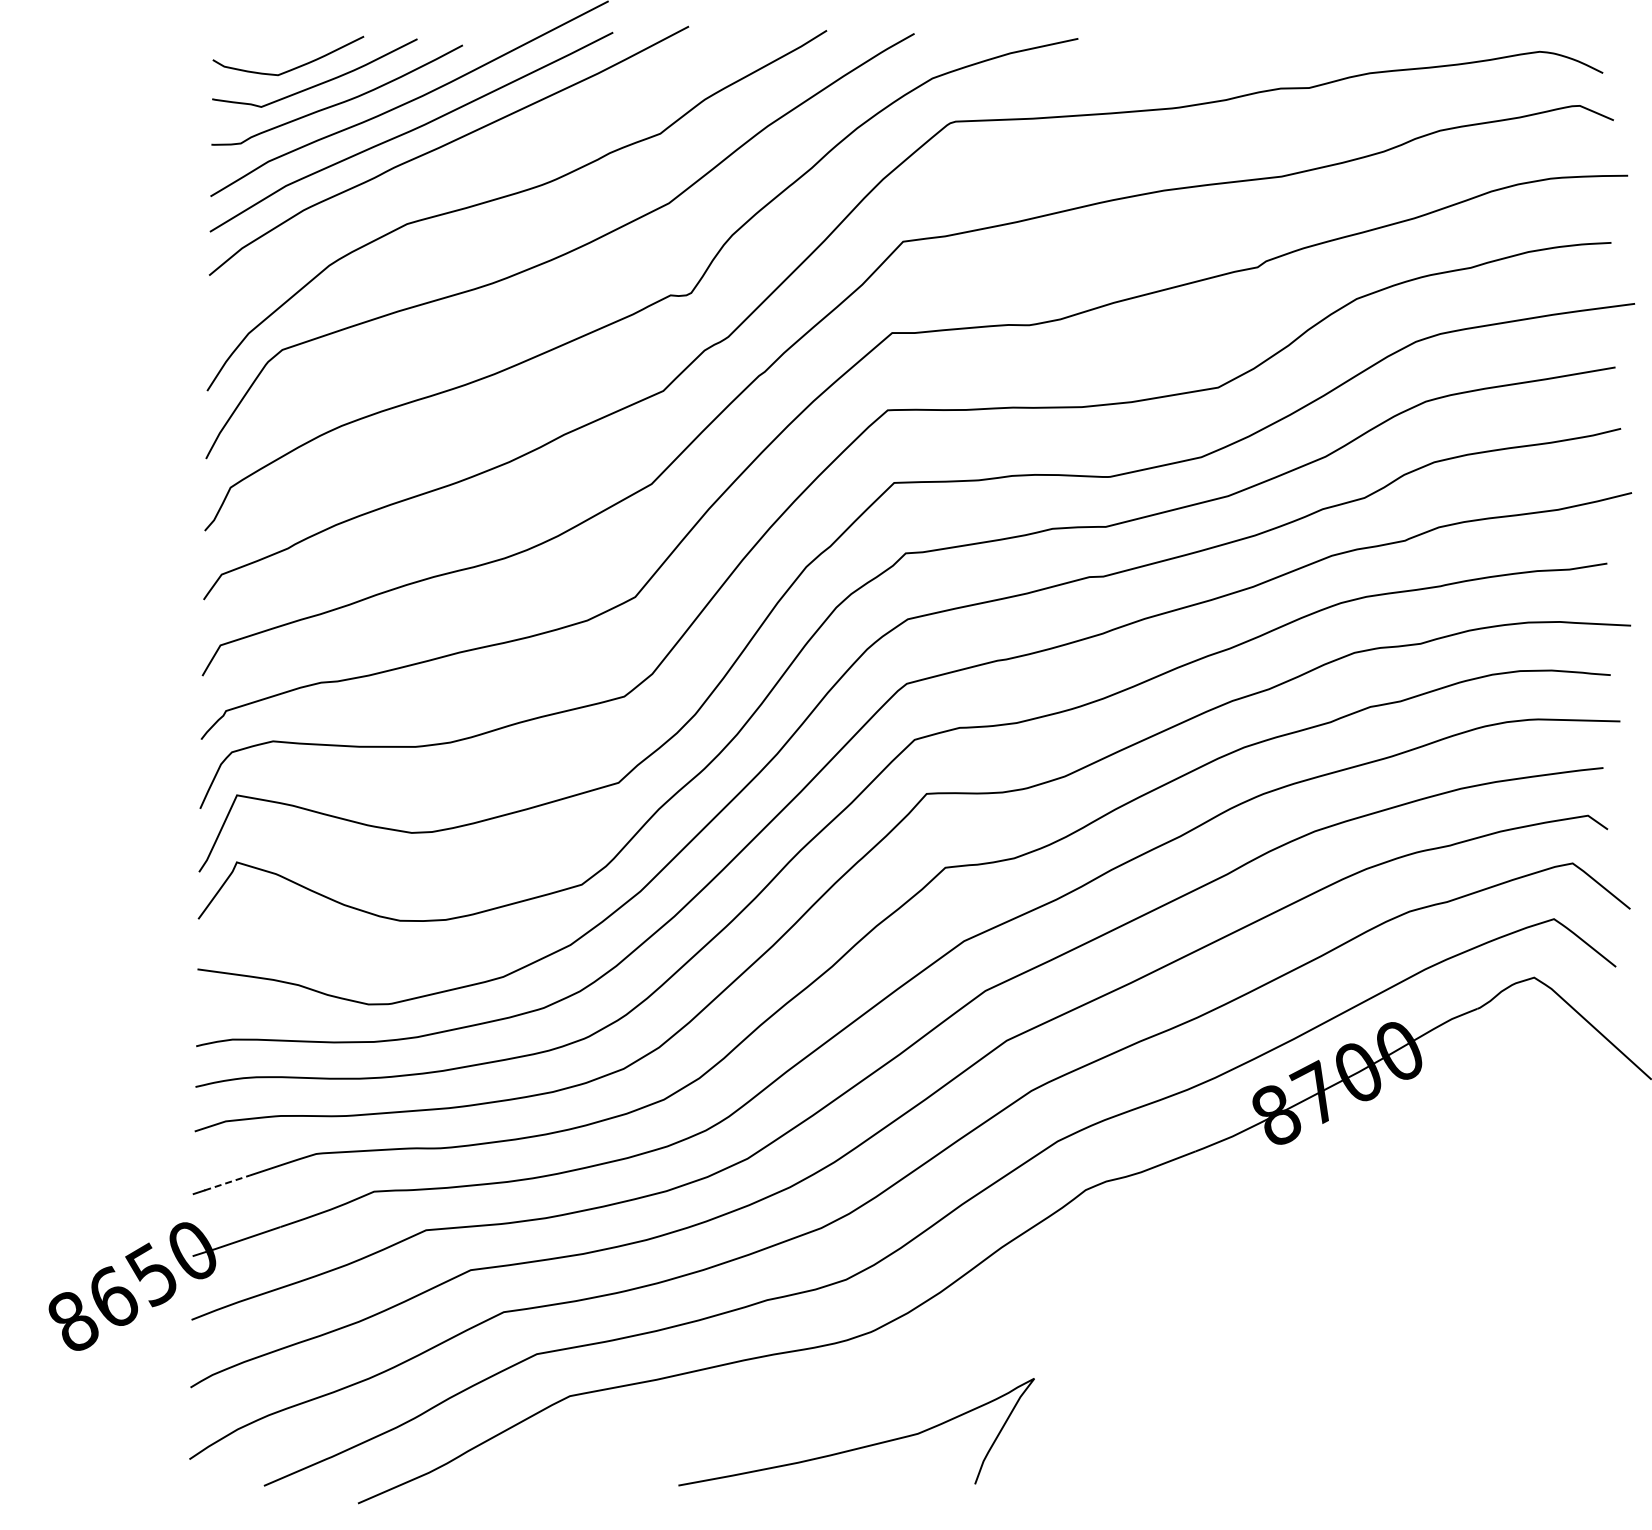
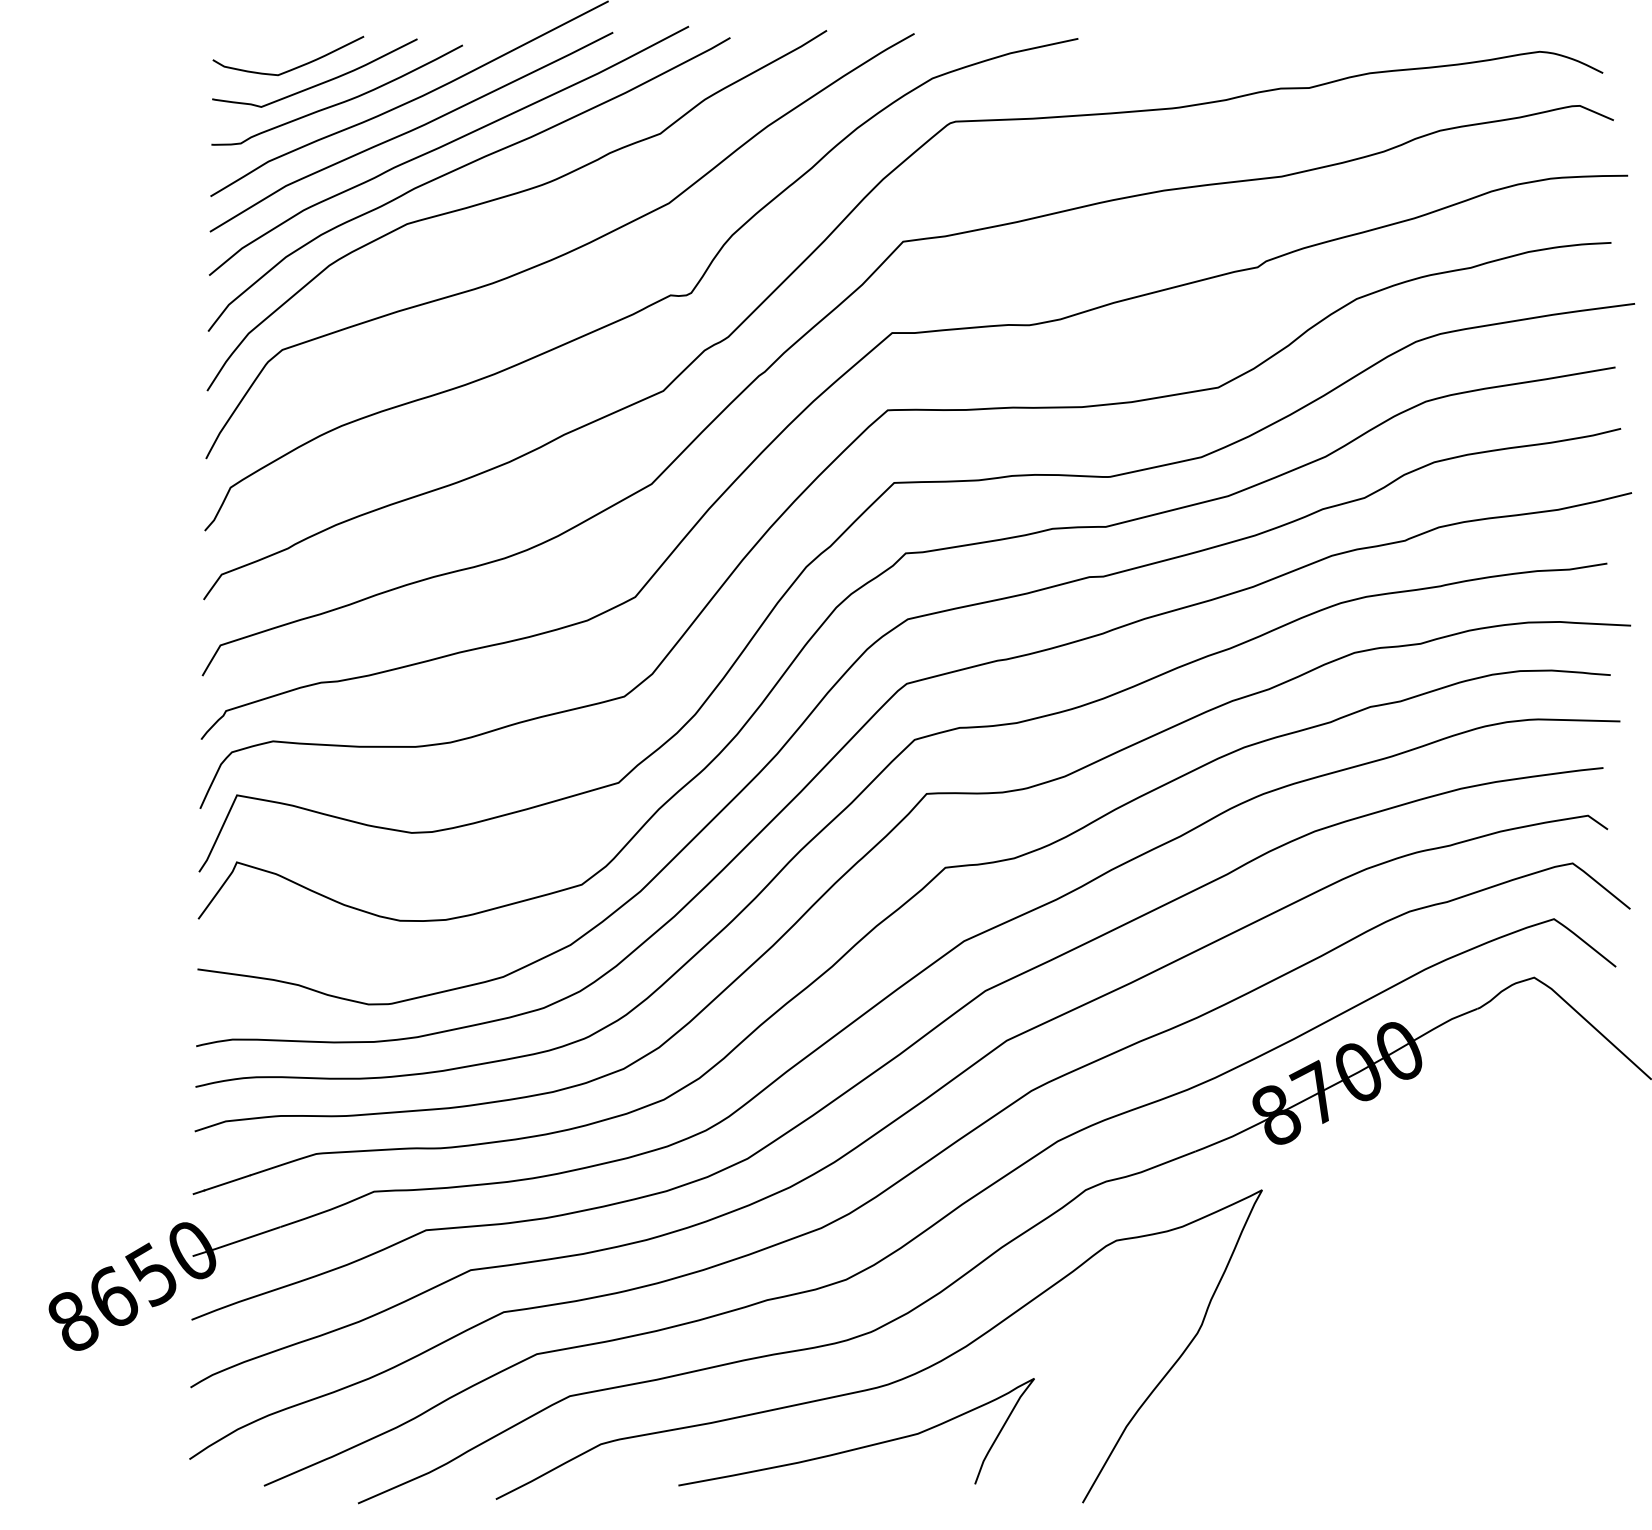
curve: none -> present (461, 168)
line: dashed -> solid (227, 1182)
curve: none -> present (892, 1381)
